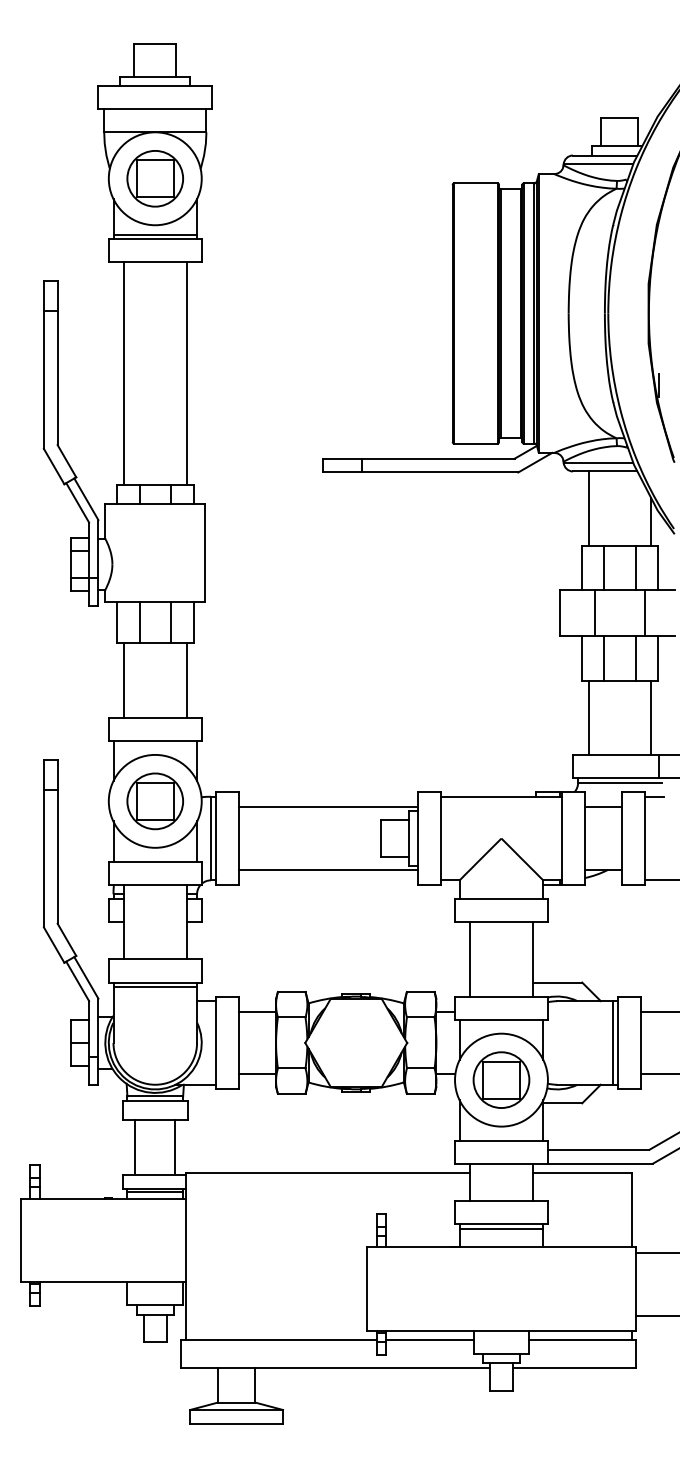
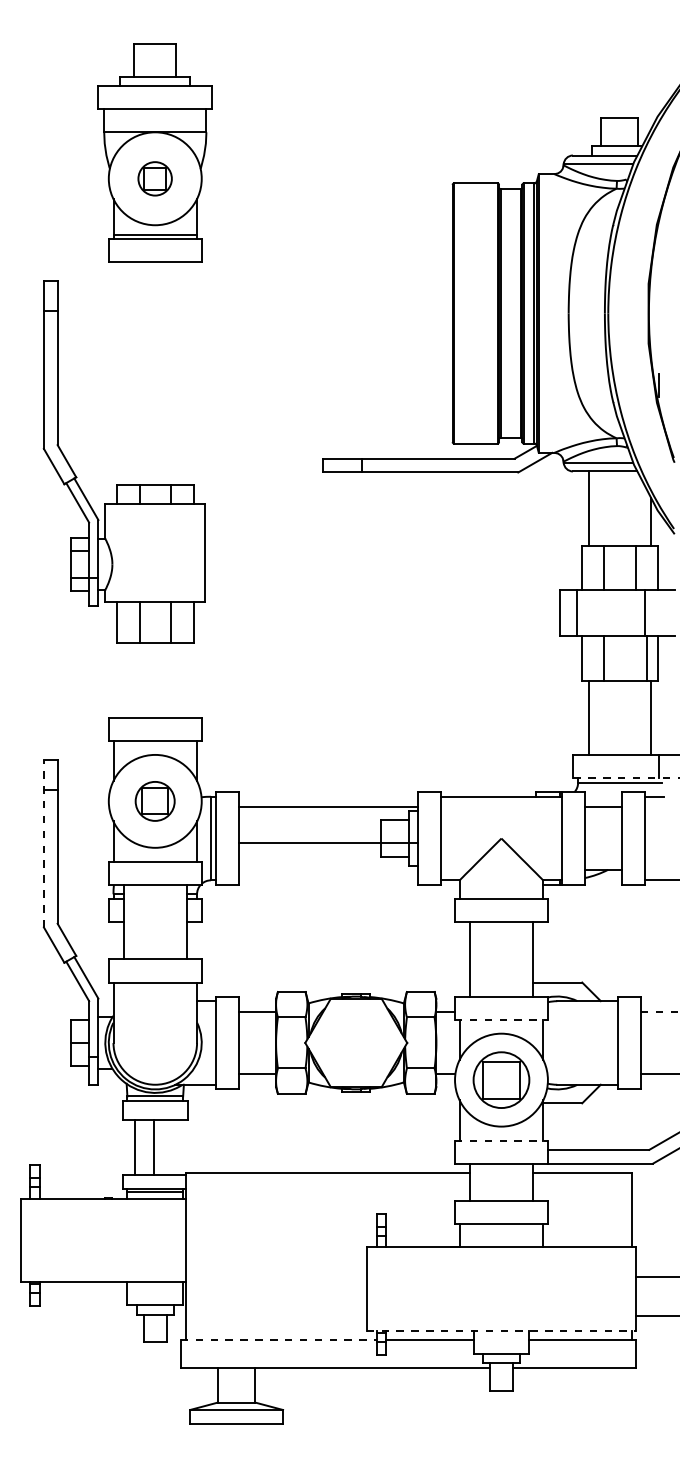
part size: 58x58 px -> 36x36 px (154, 178)
line: present -> none (124, 373)
line: present -> none (186, 373)
line position: (594, 612) -> (576, 612) (576, 612)
line position: (635, 658) -> (646, 658) (646, 658)
line: present -> none (124, 680)
line: present -> none (186, 680)
line: solid -> dashed (626, 778)
part size: 58x59 px -> 42x41 px (154, 801)
line: solid -> dashed (43, 843)
line position: (327, 869) -> (327, 842) (327, 842)
line: present -> none (155, 987)
line: solid -> dashed (660, 1011)
line: solid -> dashed (501, 1019)
line: present -> none (612, 1042)
line: solid -> dashed (501, 1140)
line position: (175, 1147) -> (154, 1147) (154, 1147)
line: present -> none (501, 1228)
line position: (656, 1253) -> (656, 1277) (656, 1277)
line: solid -> dashed (501, 1331)
line: solid -> dashed (278, 1340)
